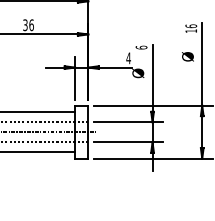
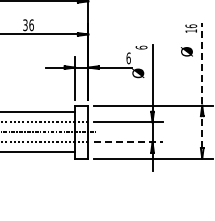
text position: (187, 56) -> (186, 51) (186, 51)
text: 4 -> 6 (128, 58)
line: solid -> dashed (202, 90)
line: solid -> dashed (128, 142)
